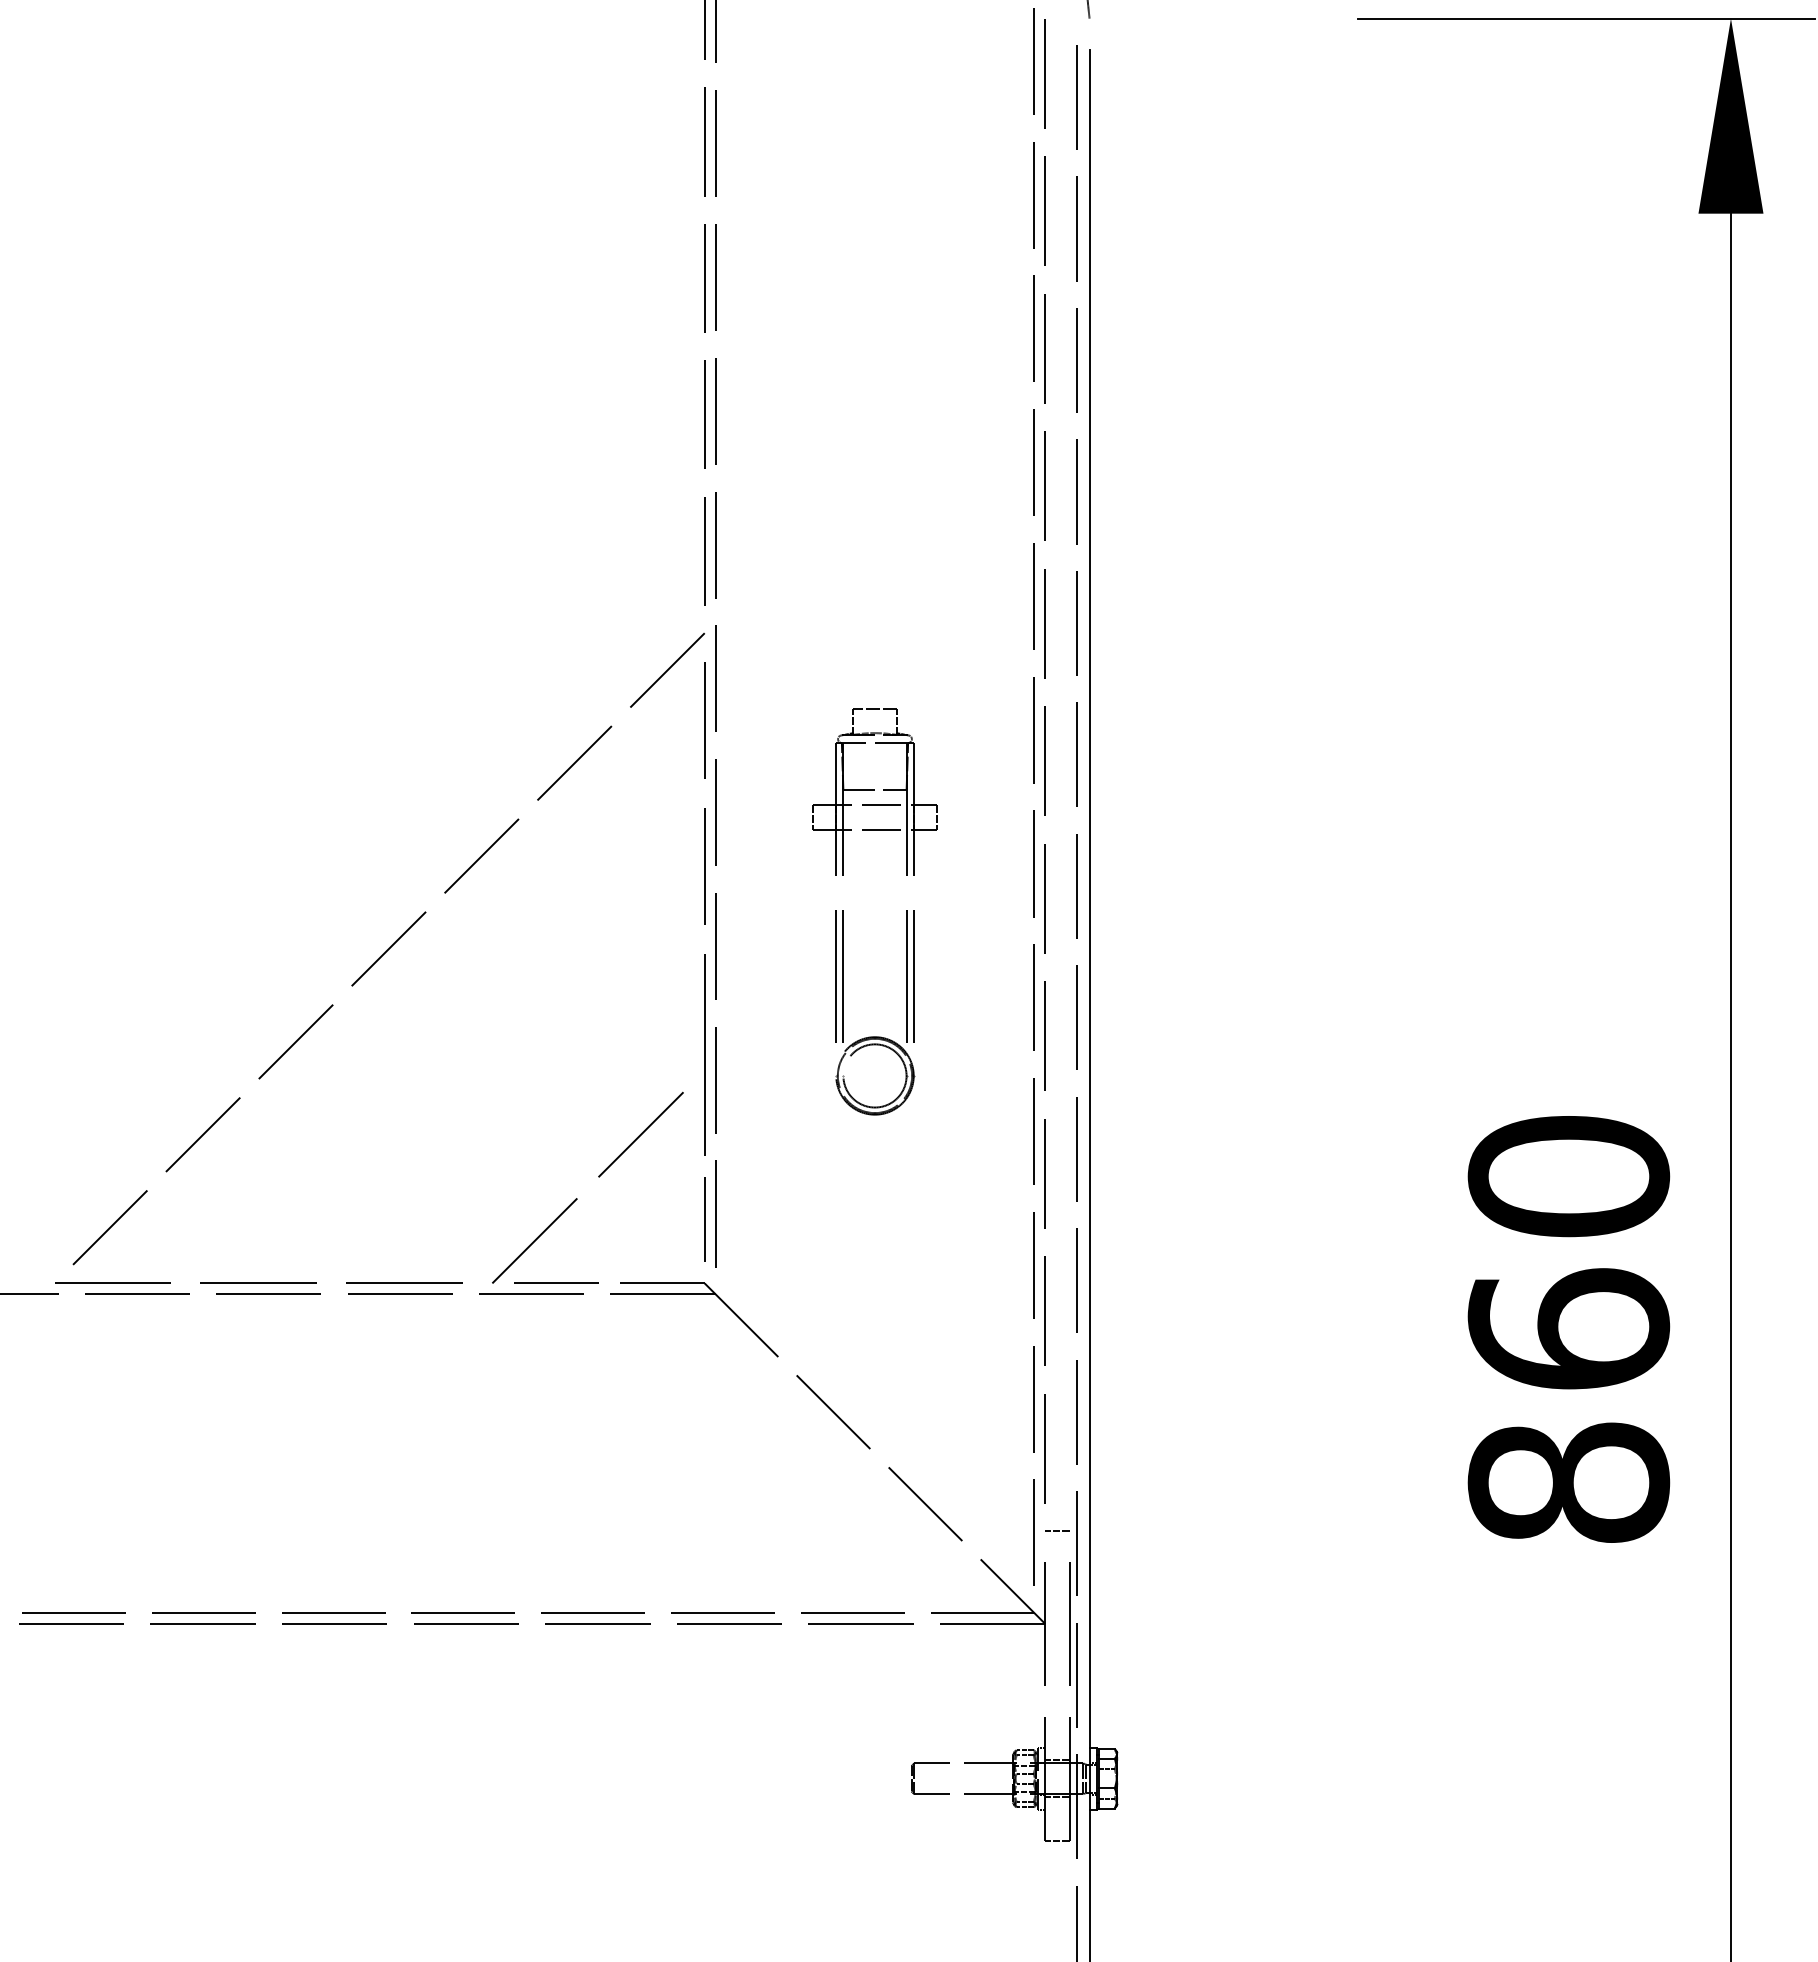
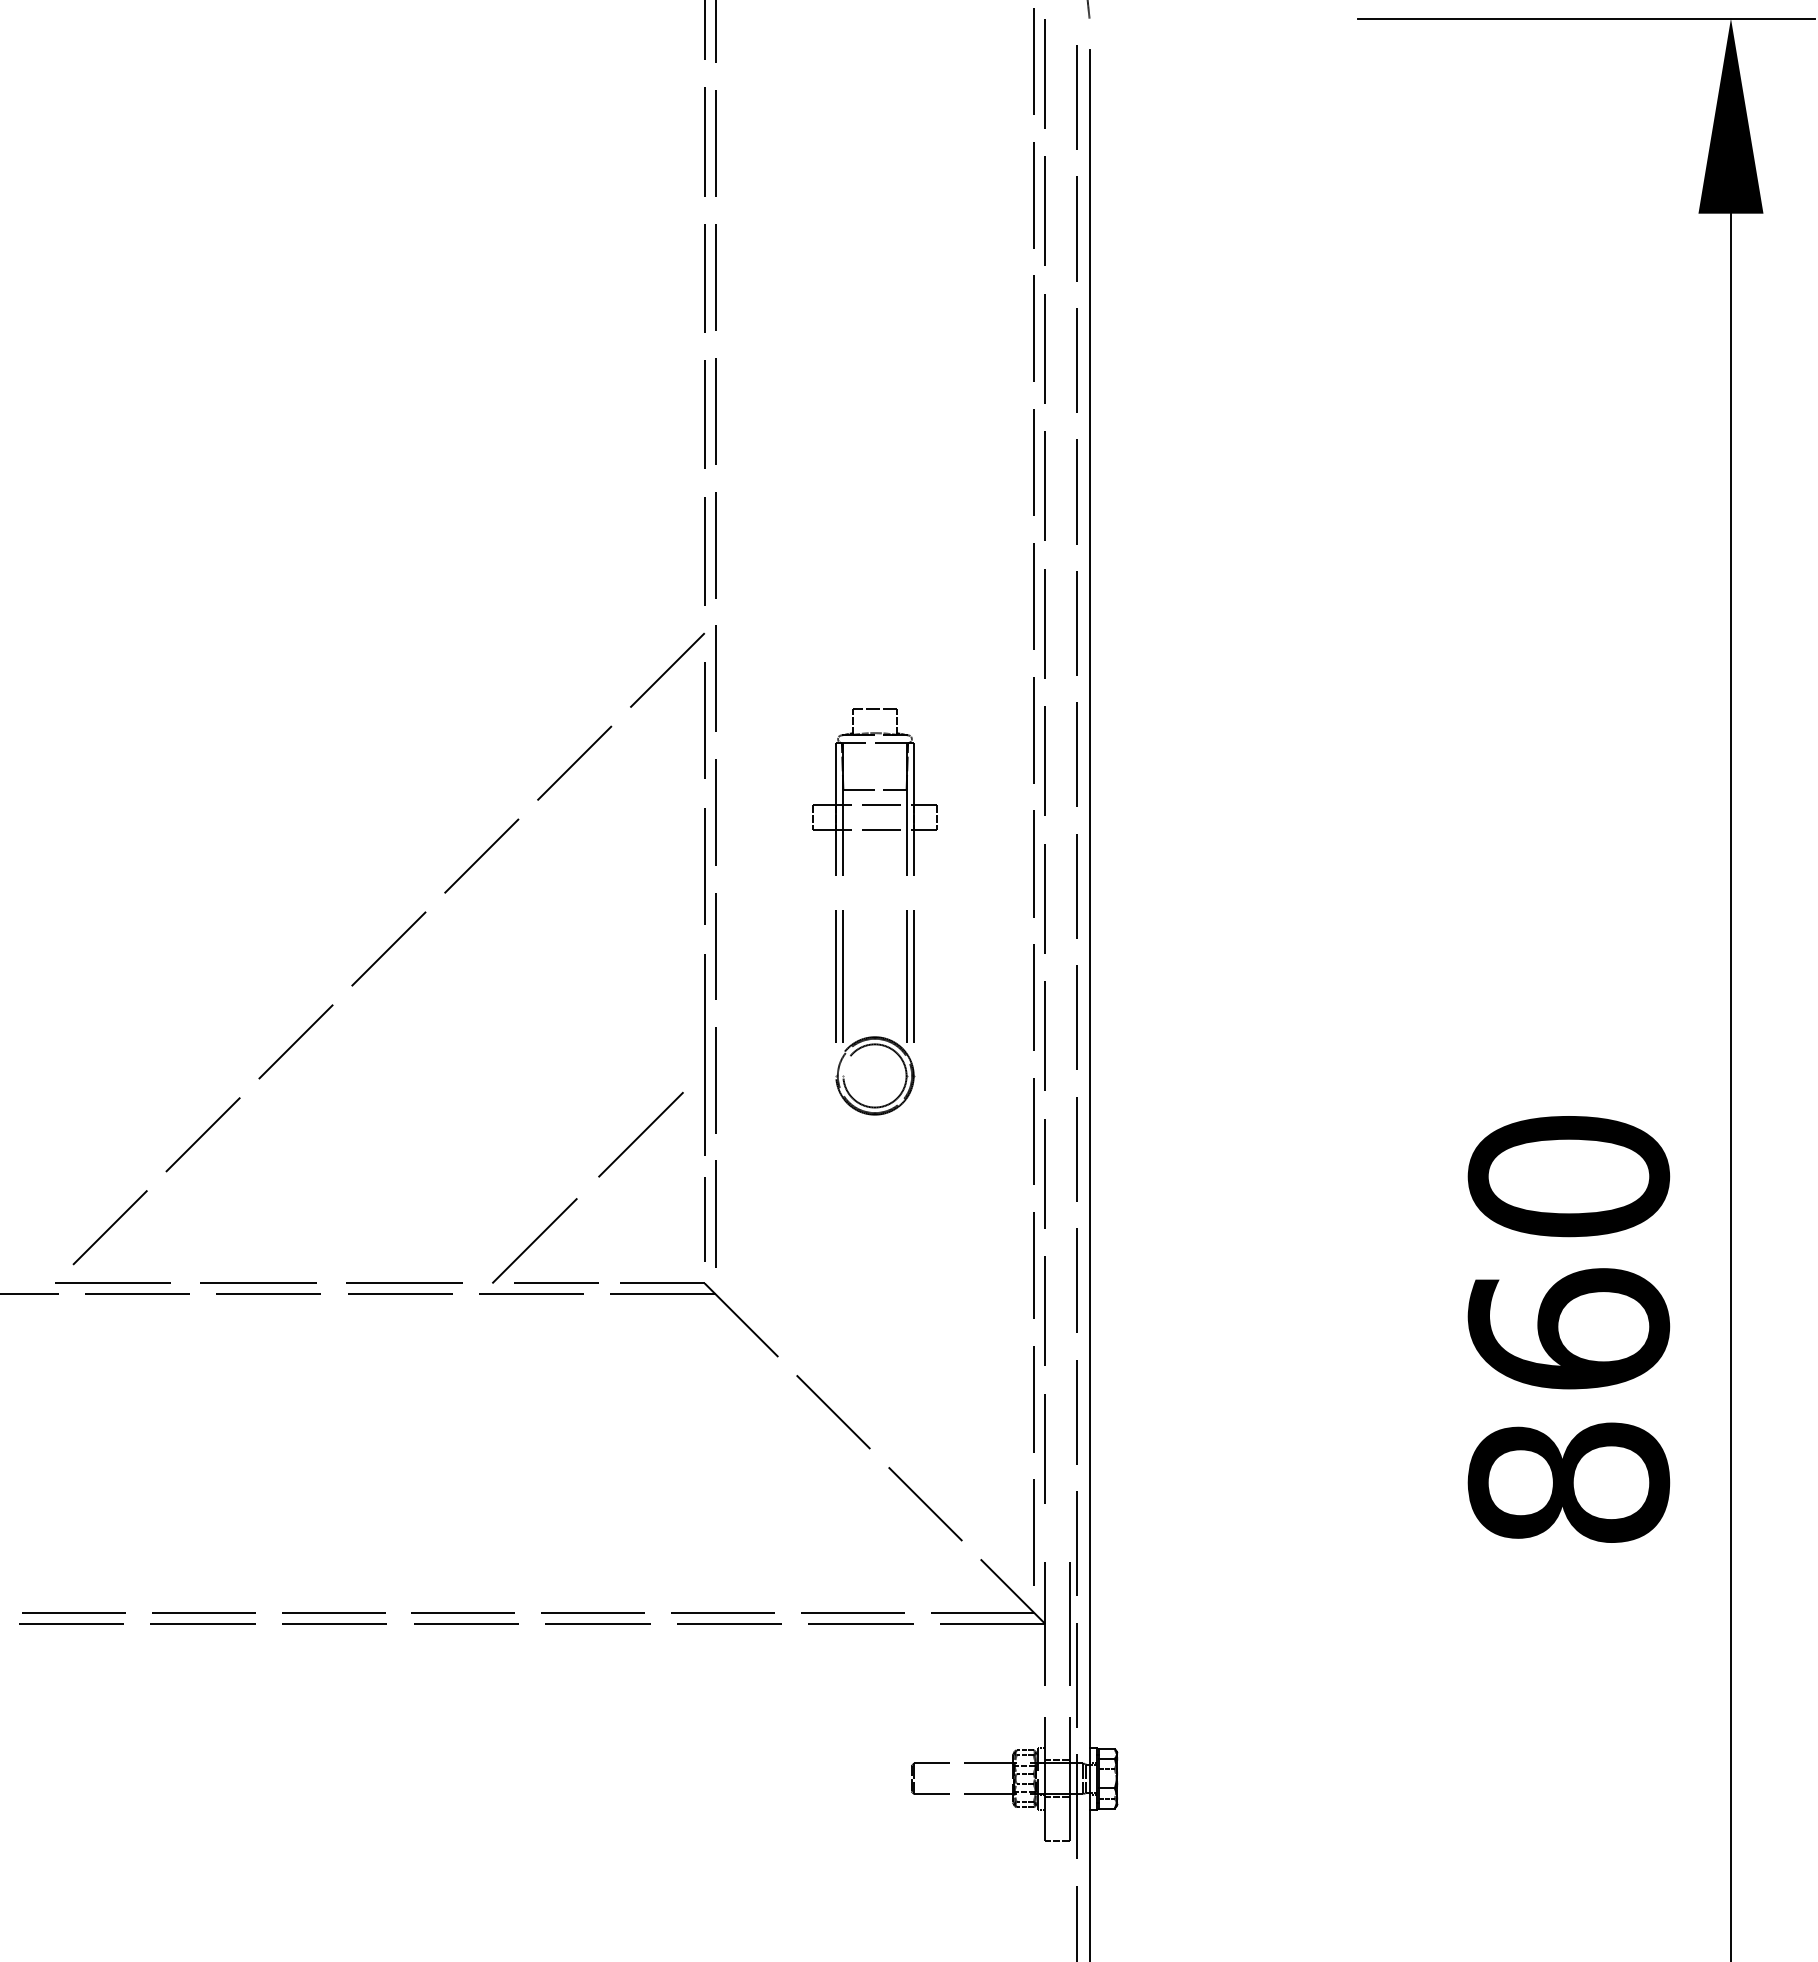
line: present -> none (1057, 1531)
